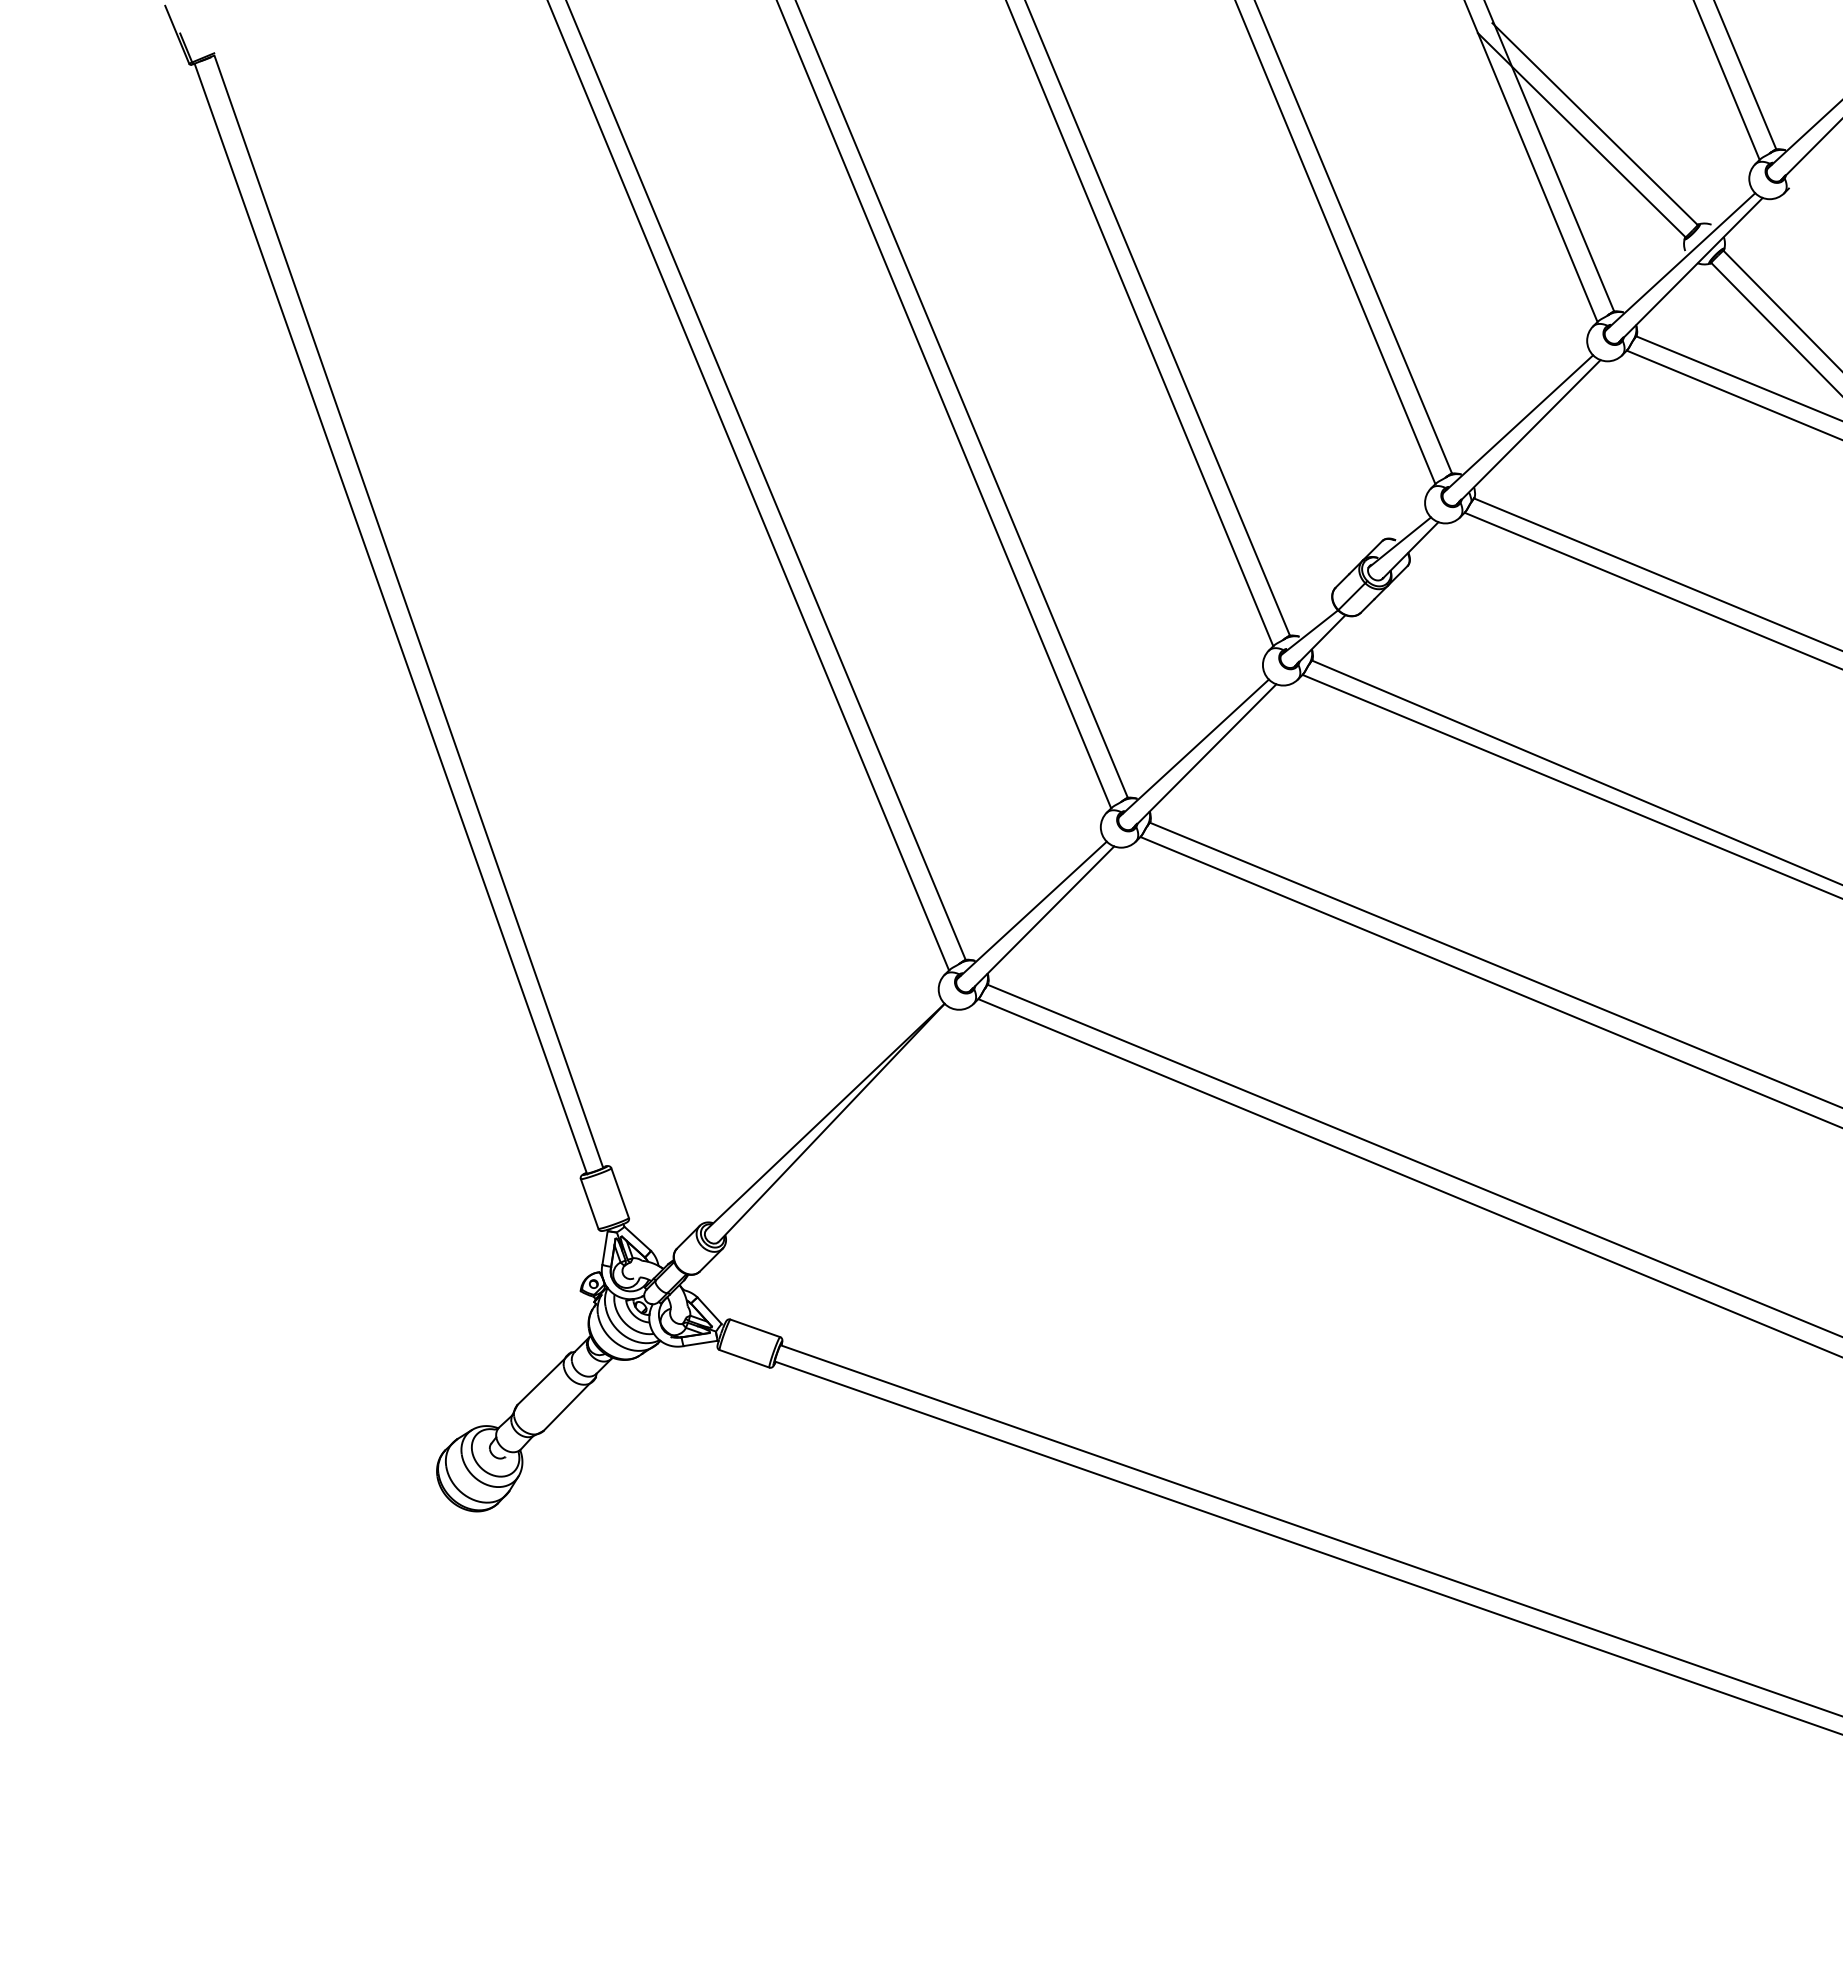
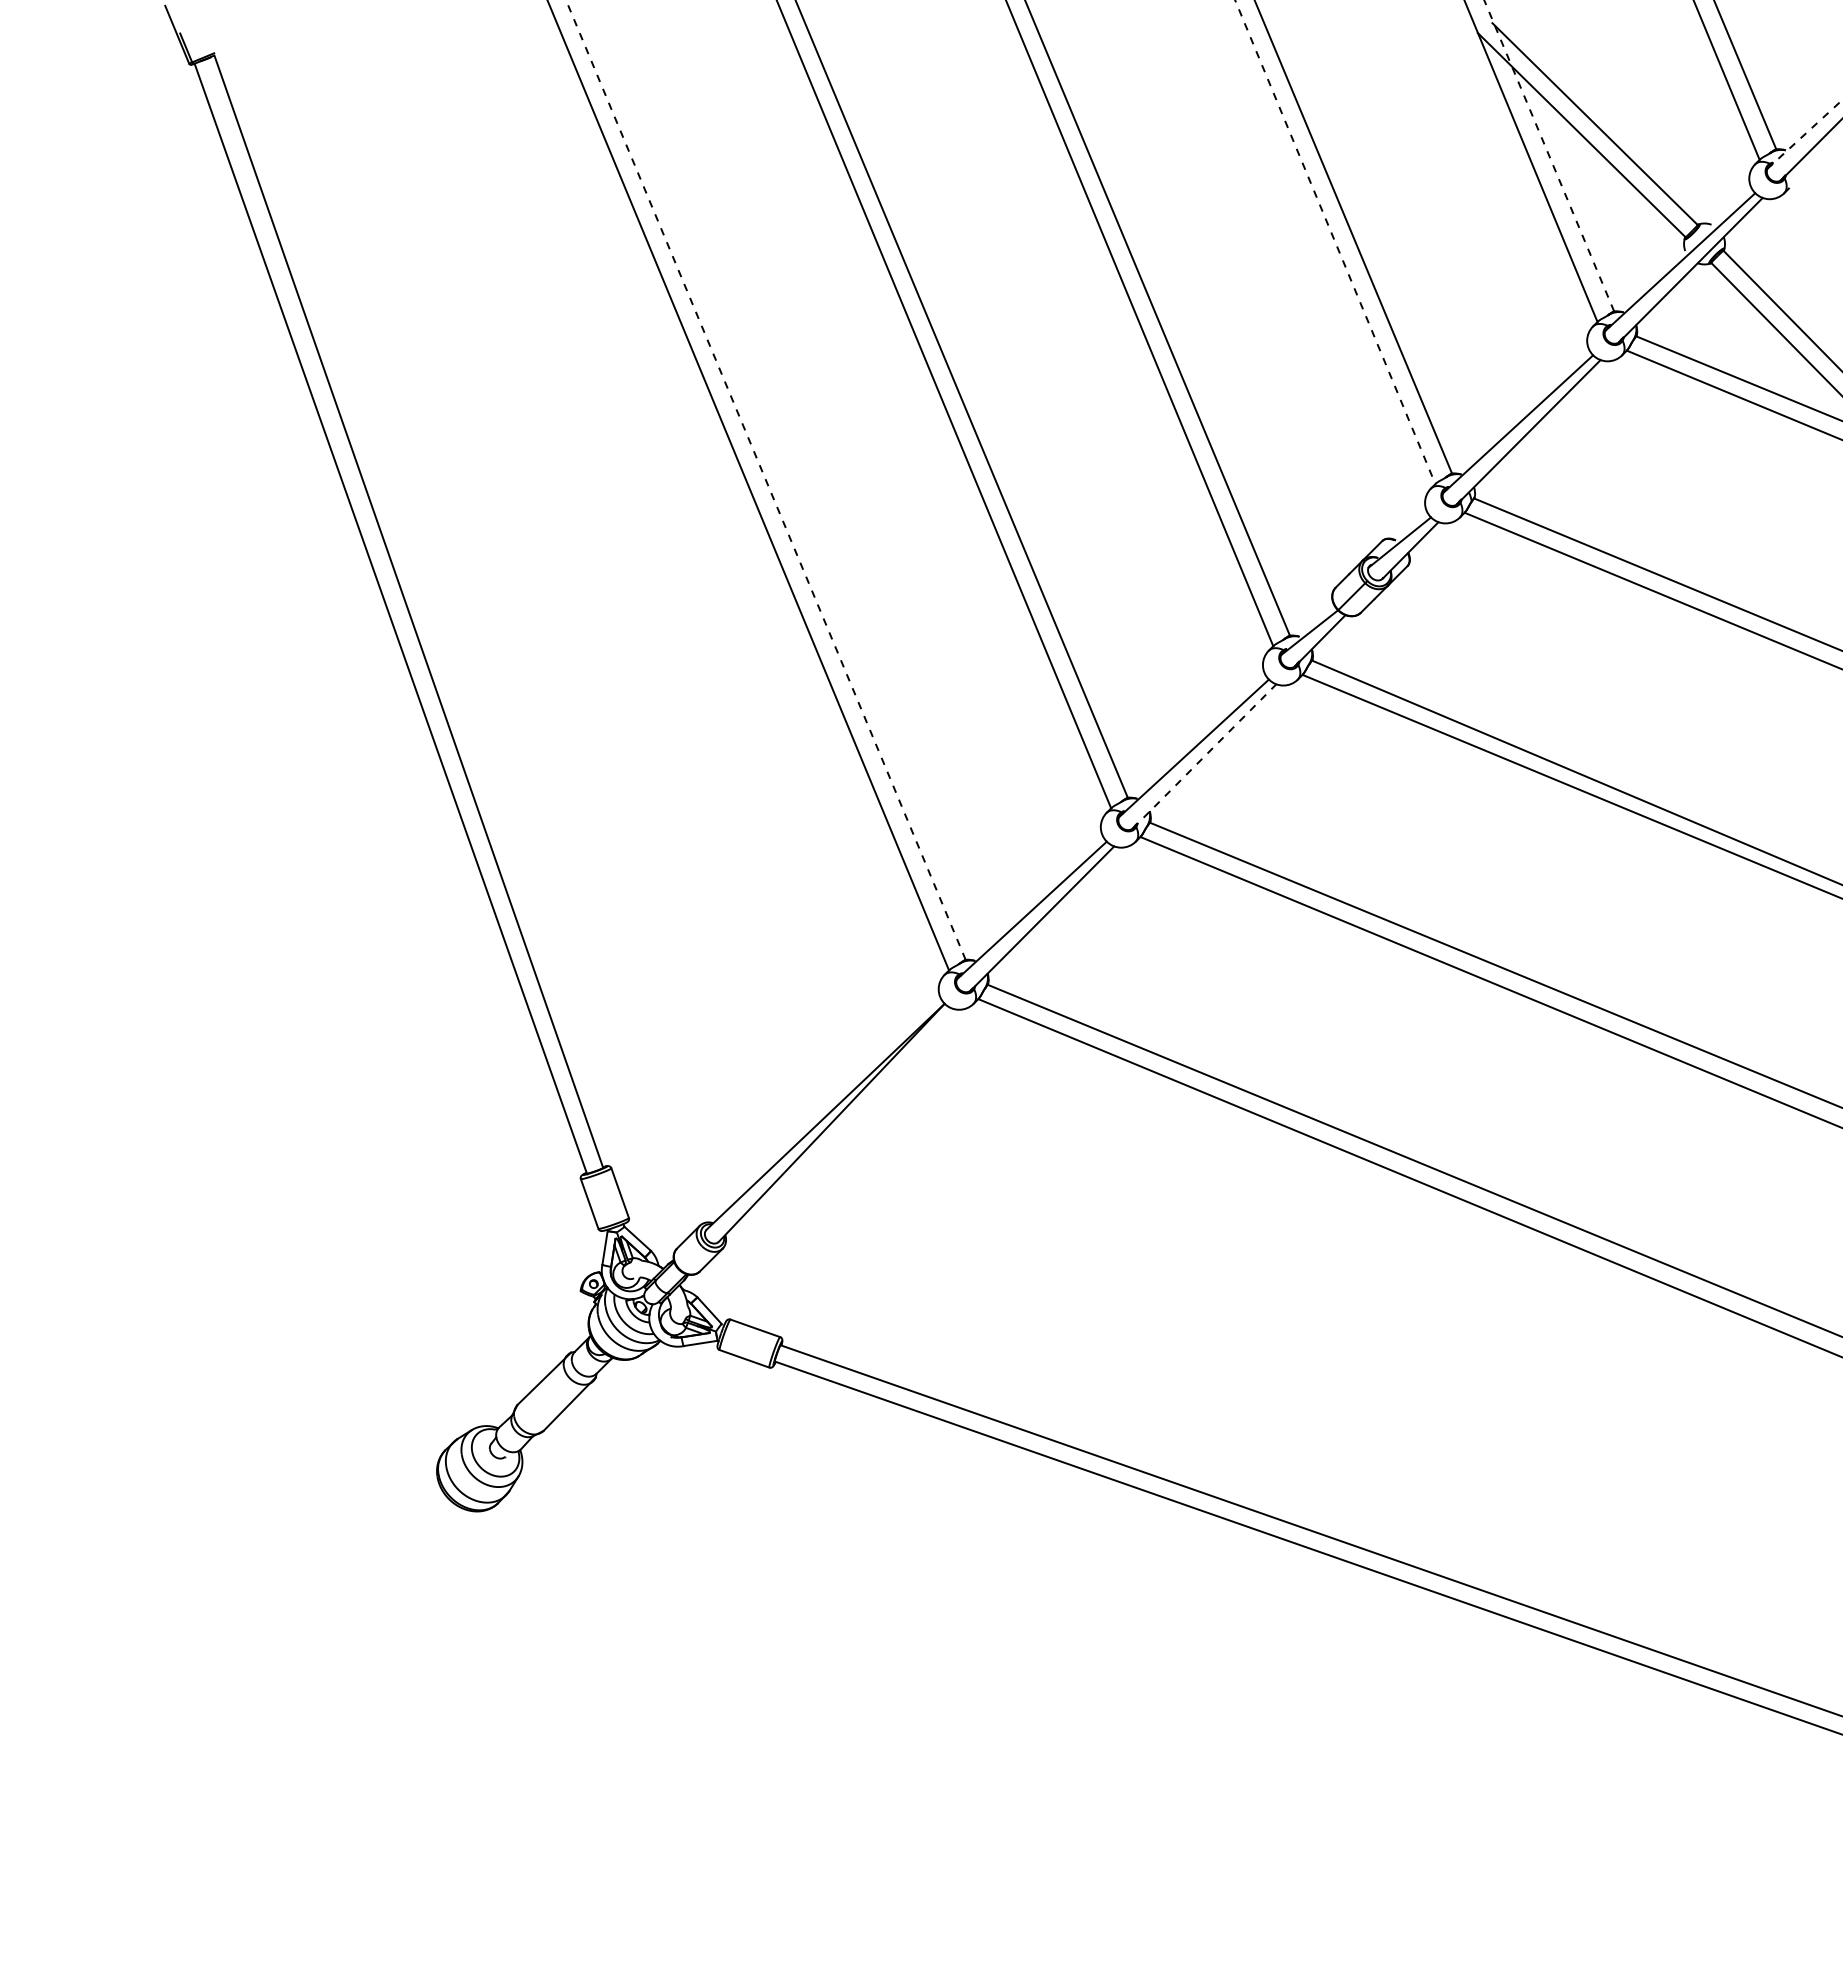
line: solid -> dashed (1804, 134)
line: solid -> dashed (1549, 155)
line: solid -> dashed (1335, 242)
line: solid -> dashed (765, 480)
line: solid -> dashed (1204, 756)
